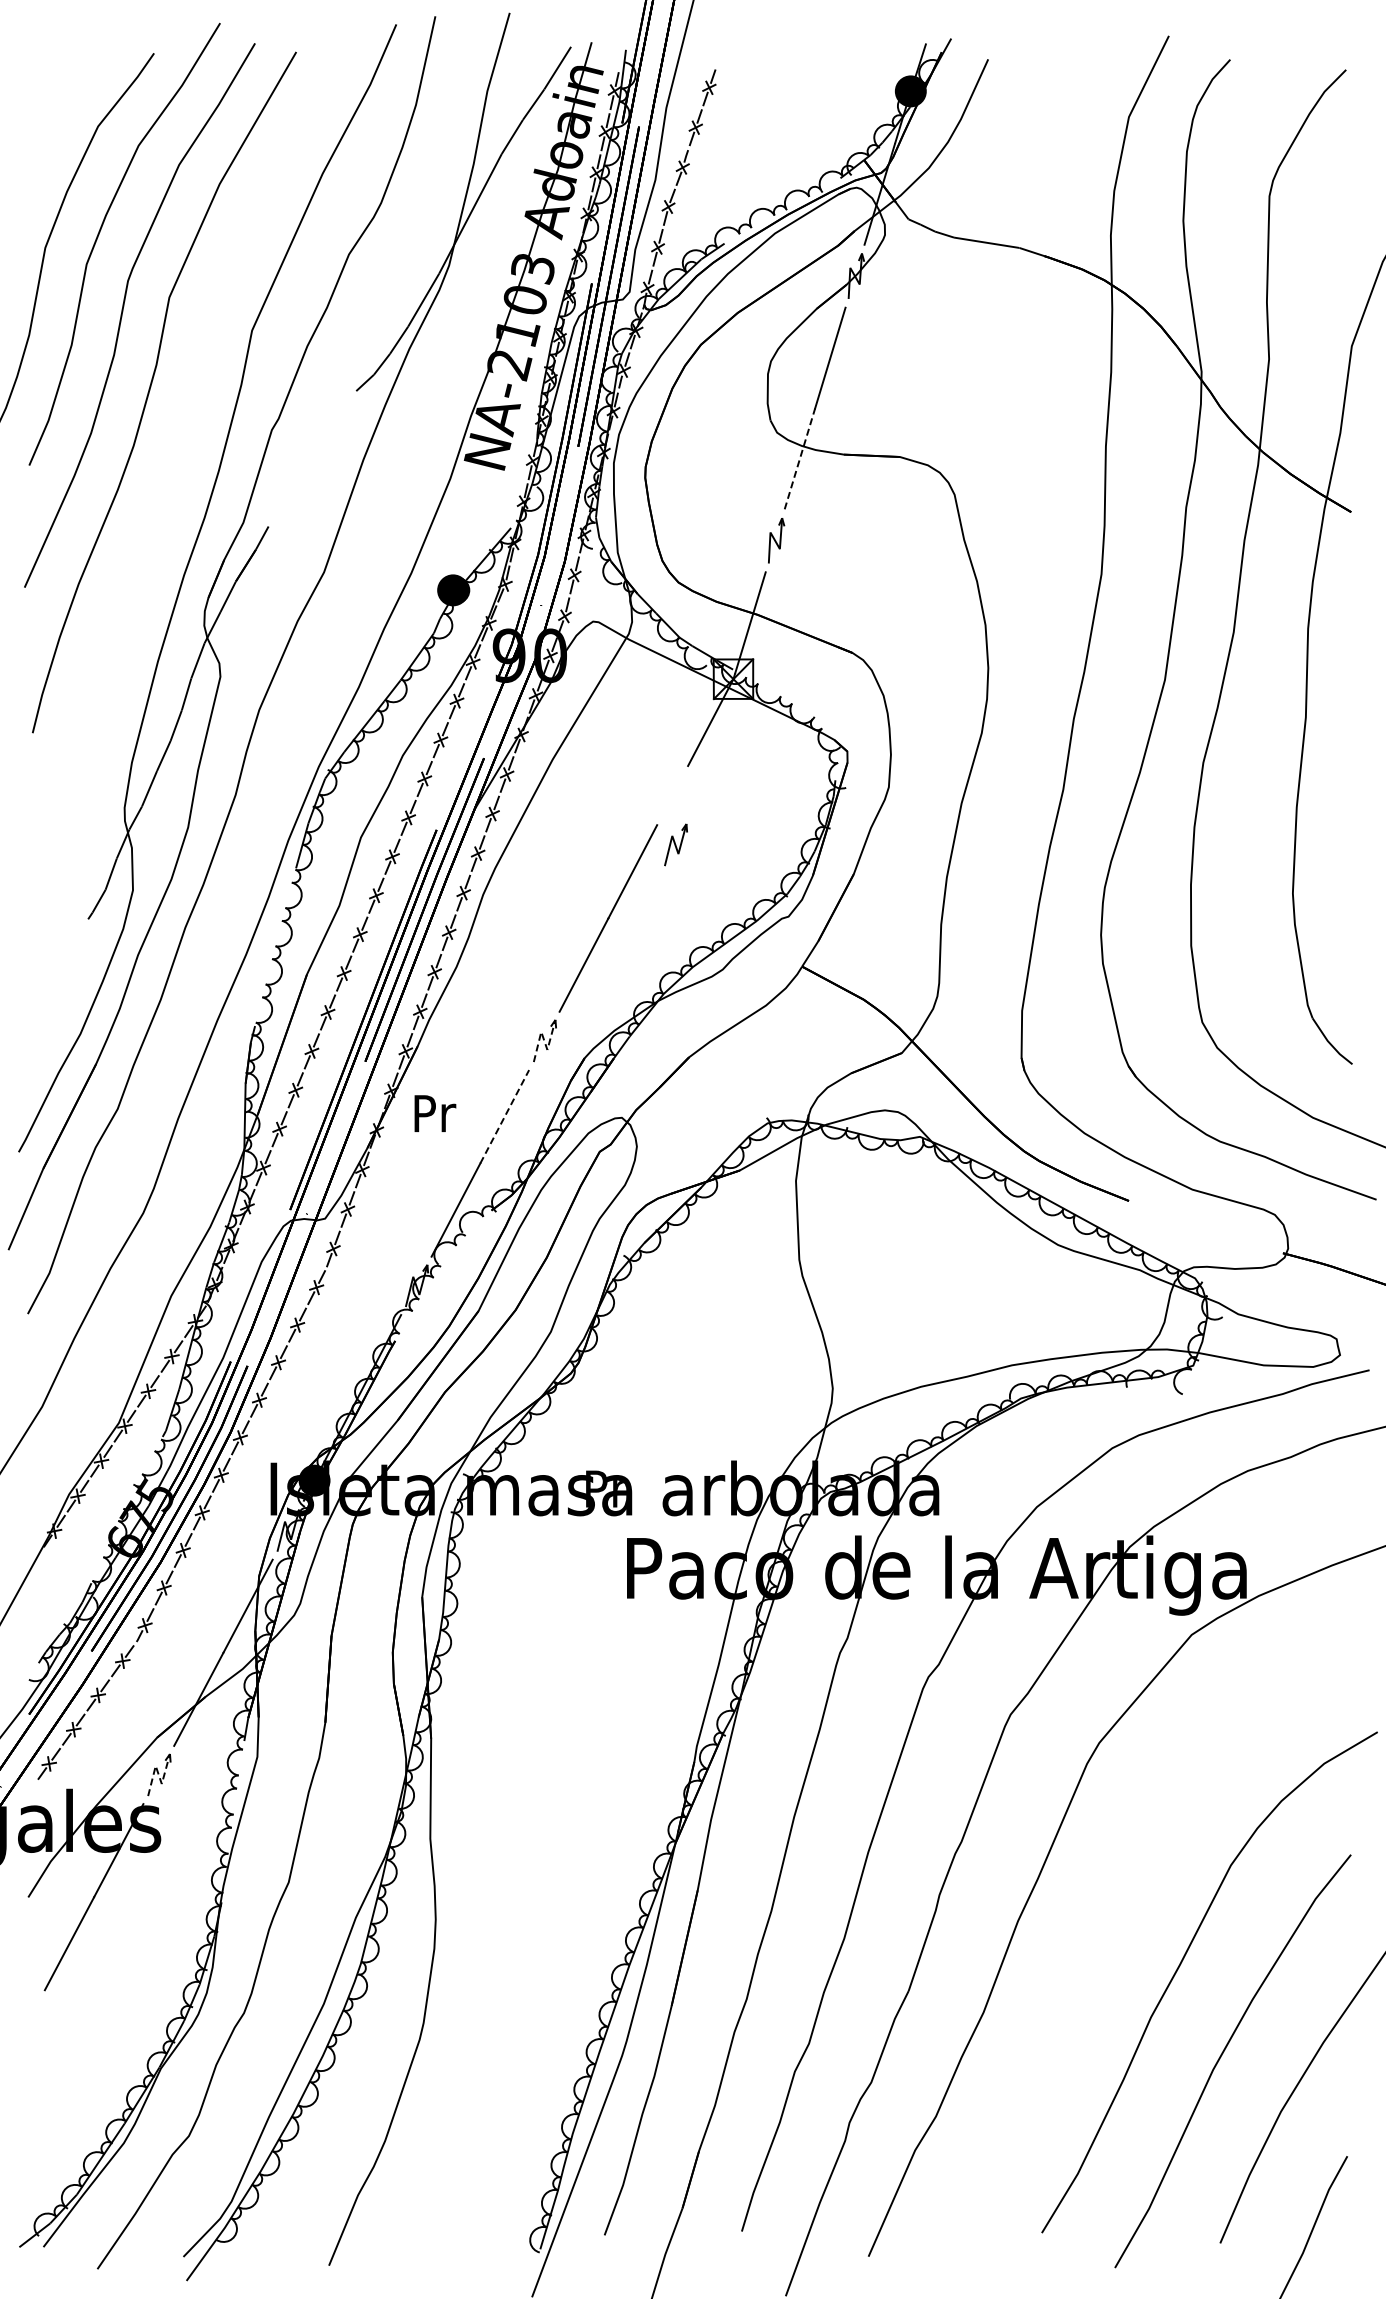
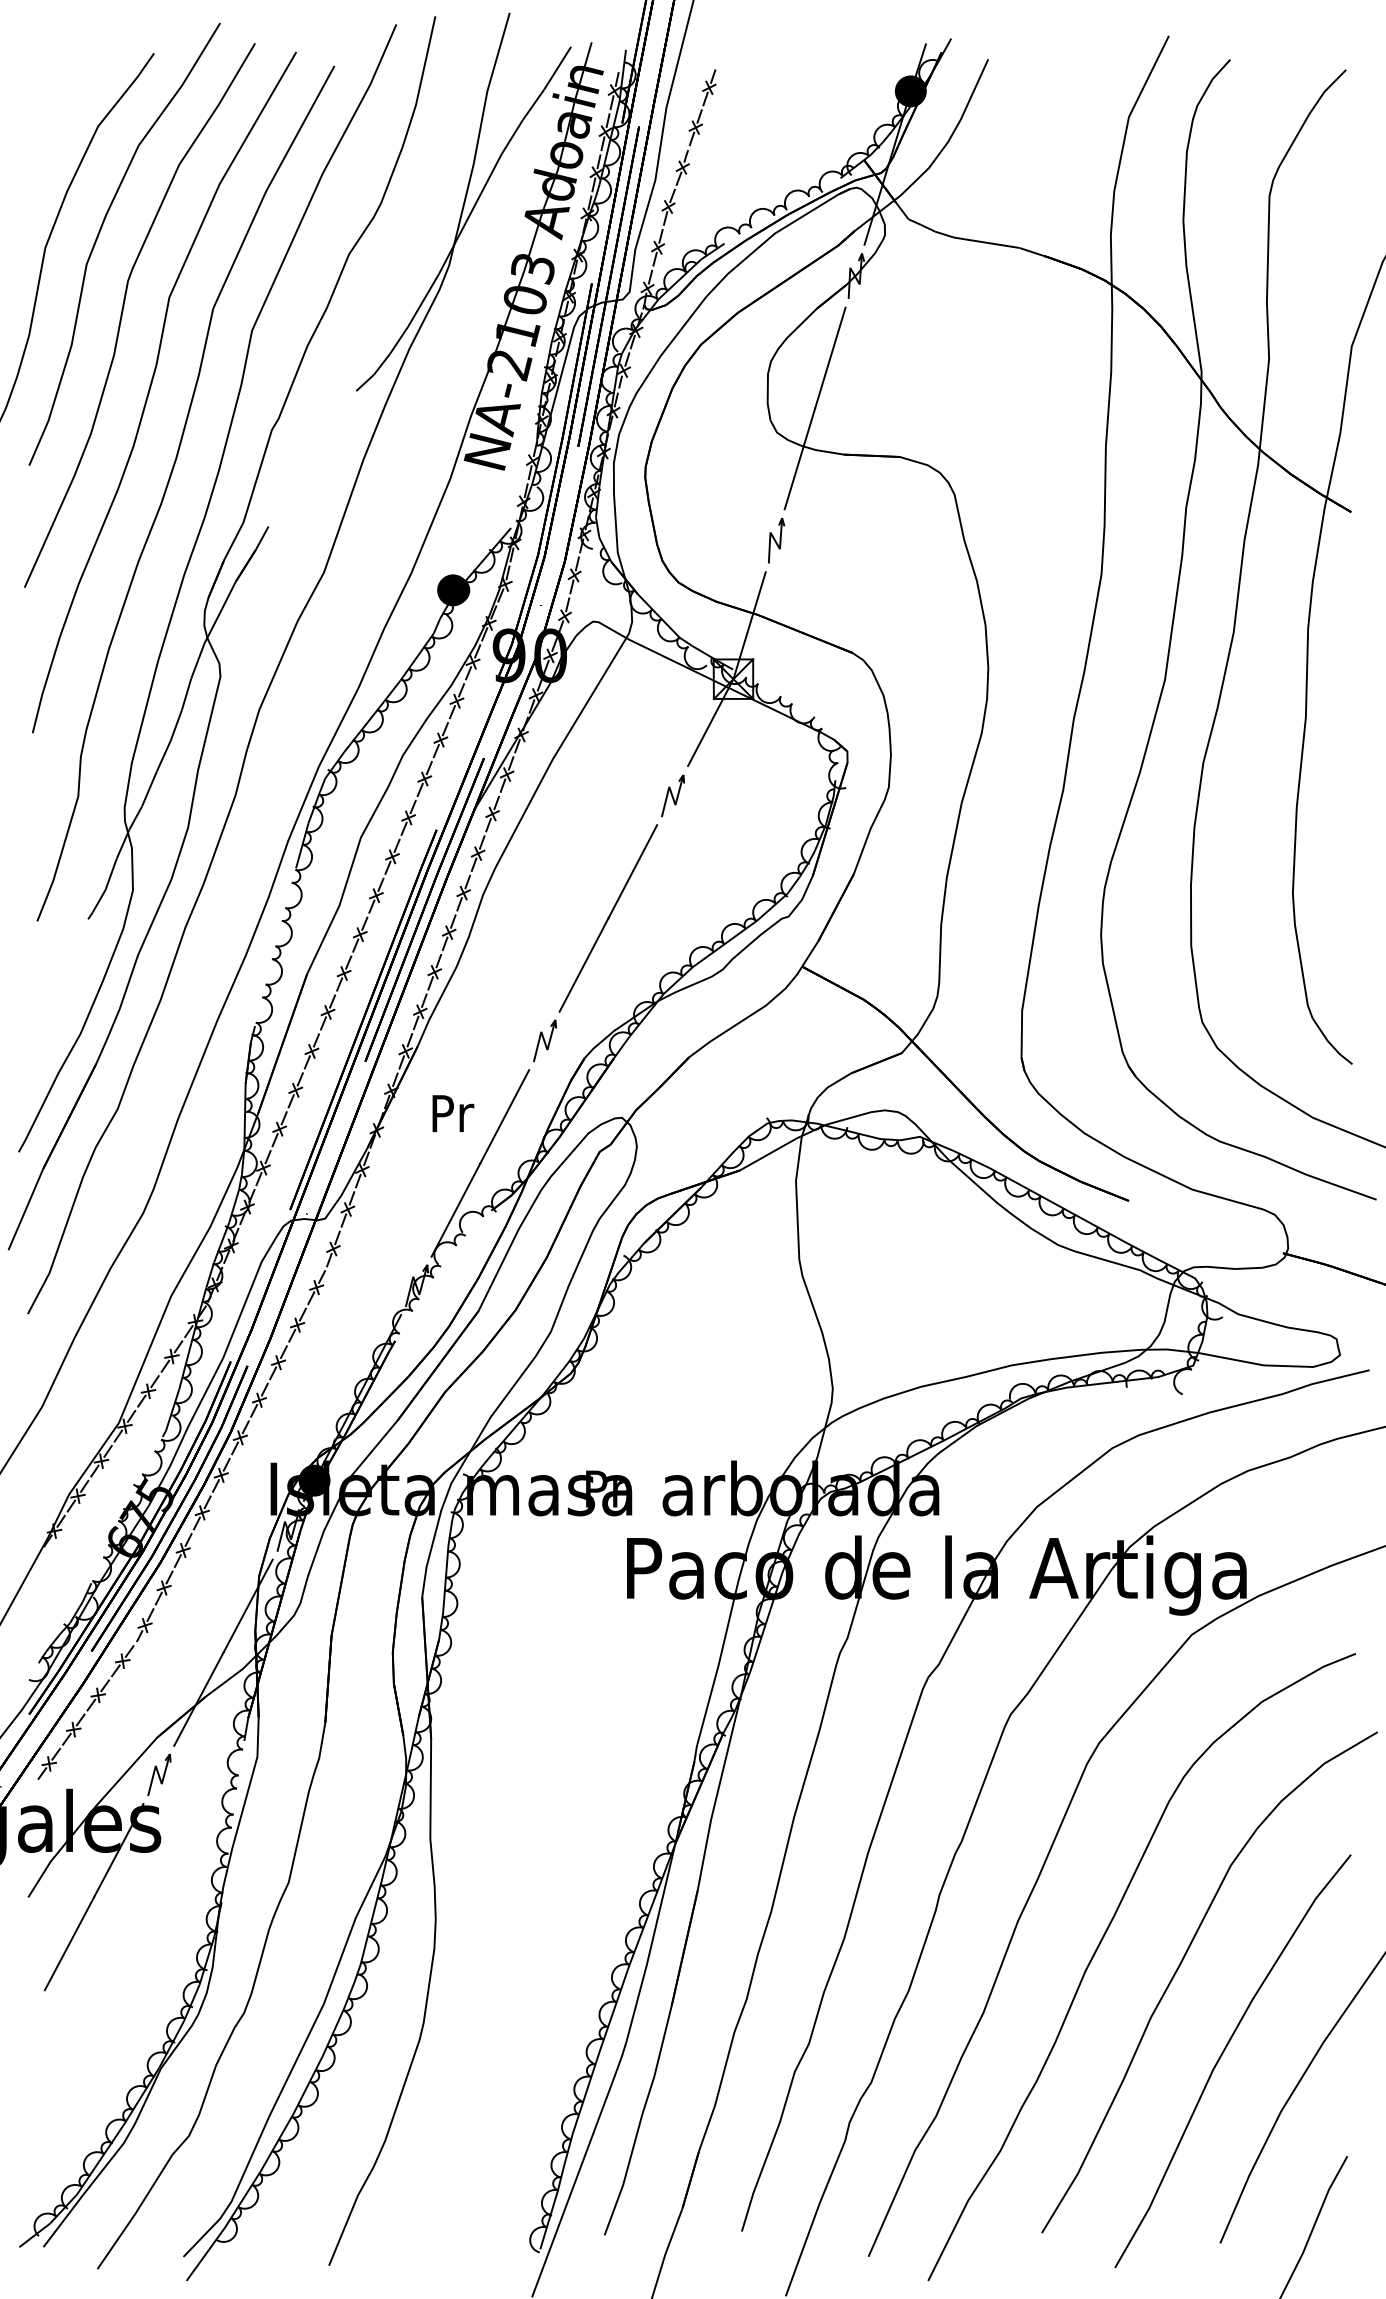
line: dashed -> solid (799, 458)
curve: none -> present (167, 488)
part position: (675, 844) -> (672, 795) (672, 795)
line: dashed -> solid (544, 1040)
text position: (435, 1113) -> (453, 1113) (453, 1113)
line: dashed -> solid (504, 1116)
line: dashed -> solid (158, 1774)
curve: none -> present (1099, 1946)
